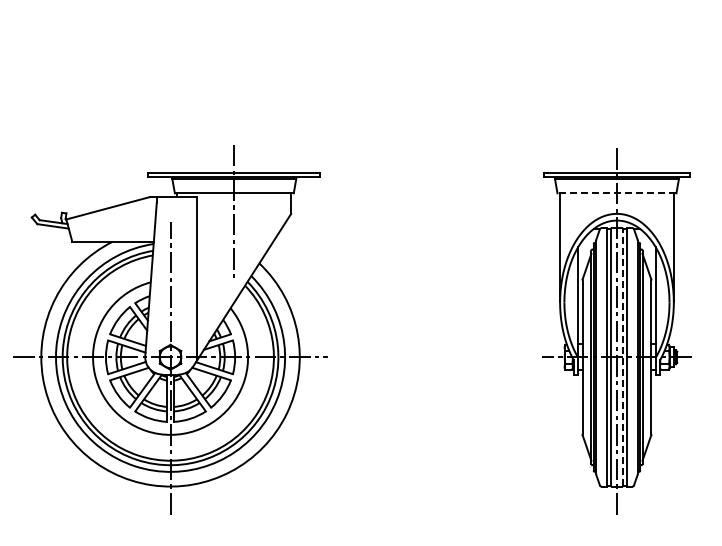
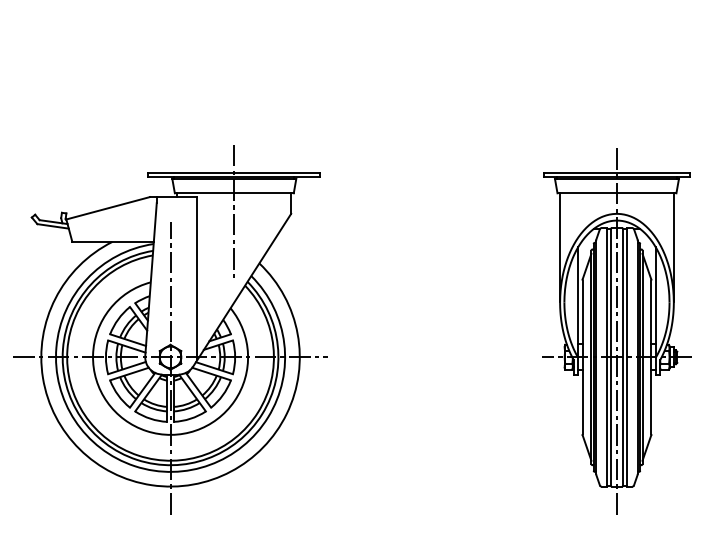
line: dashed -> solid (616, 193)
line: dashed -> solid (622, 357)
